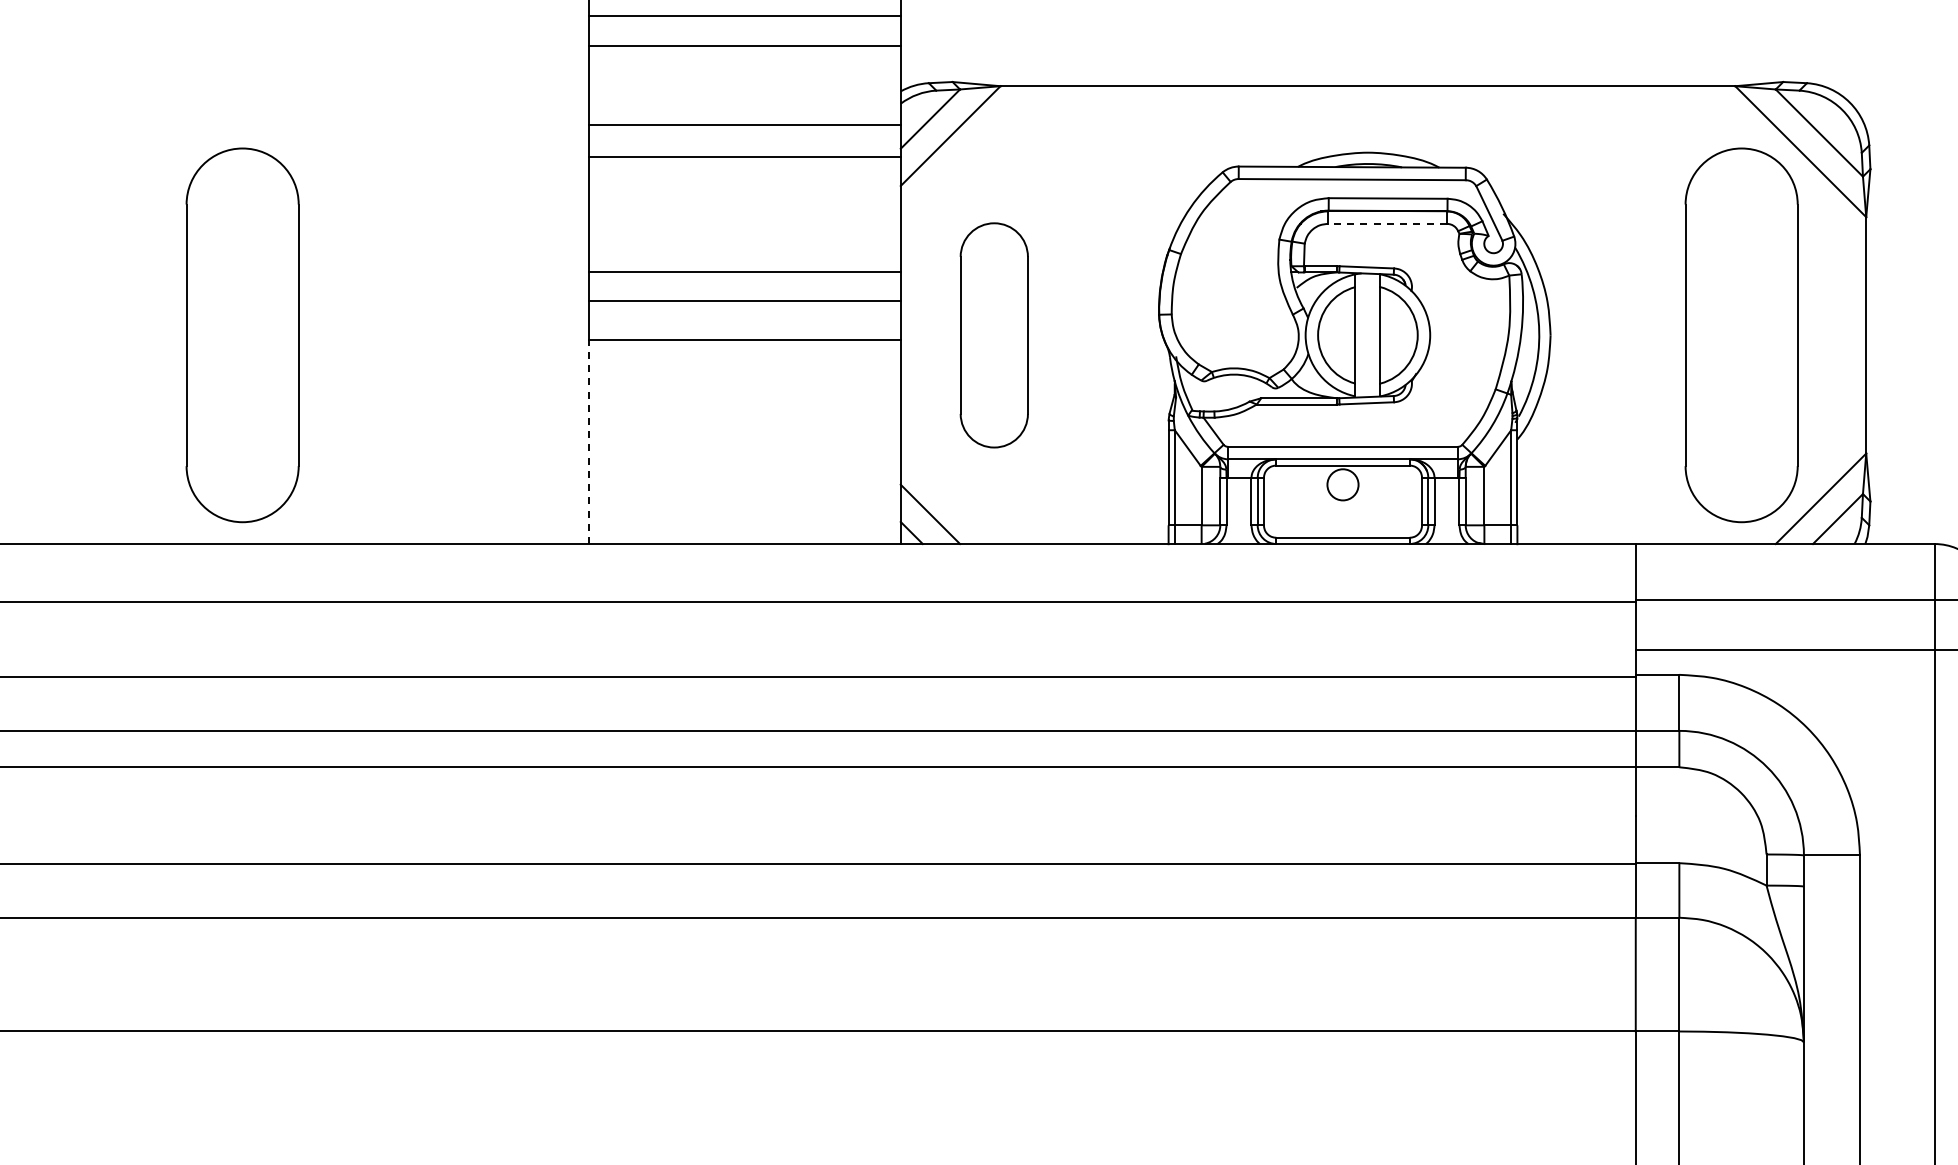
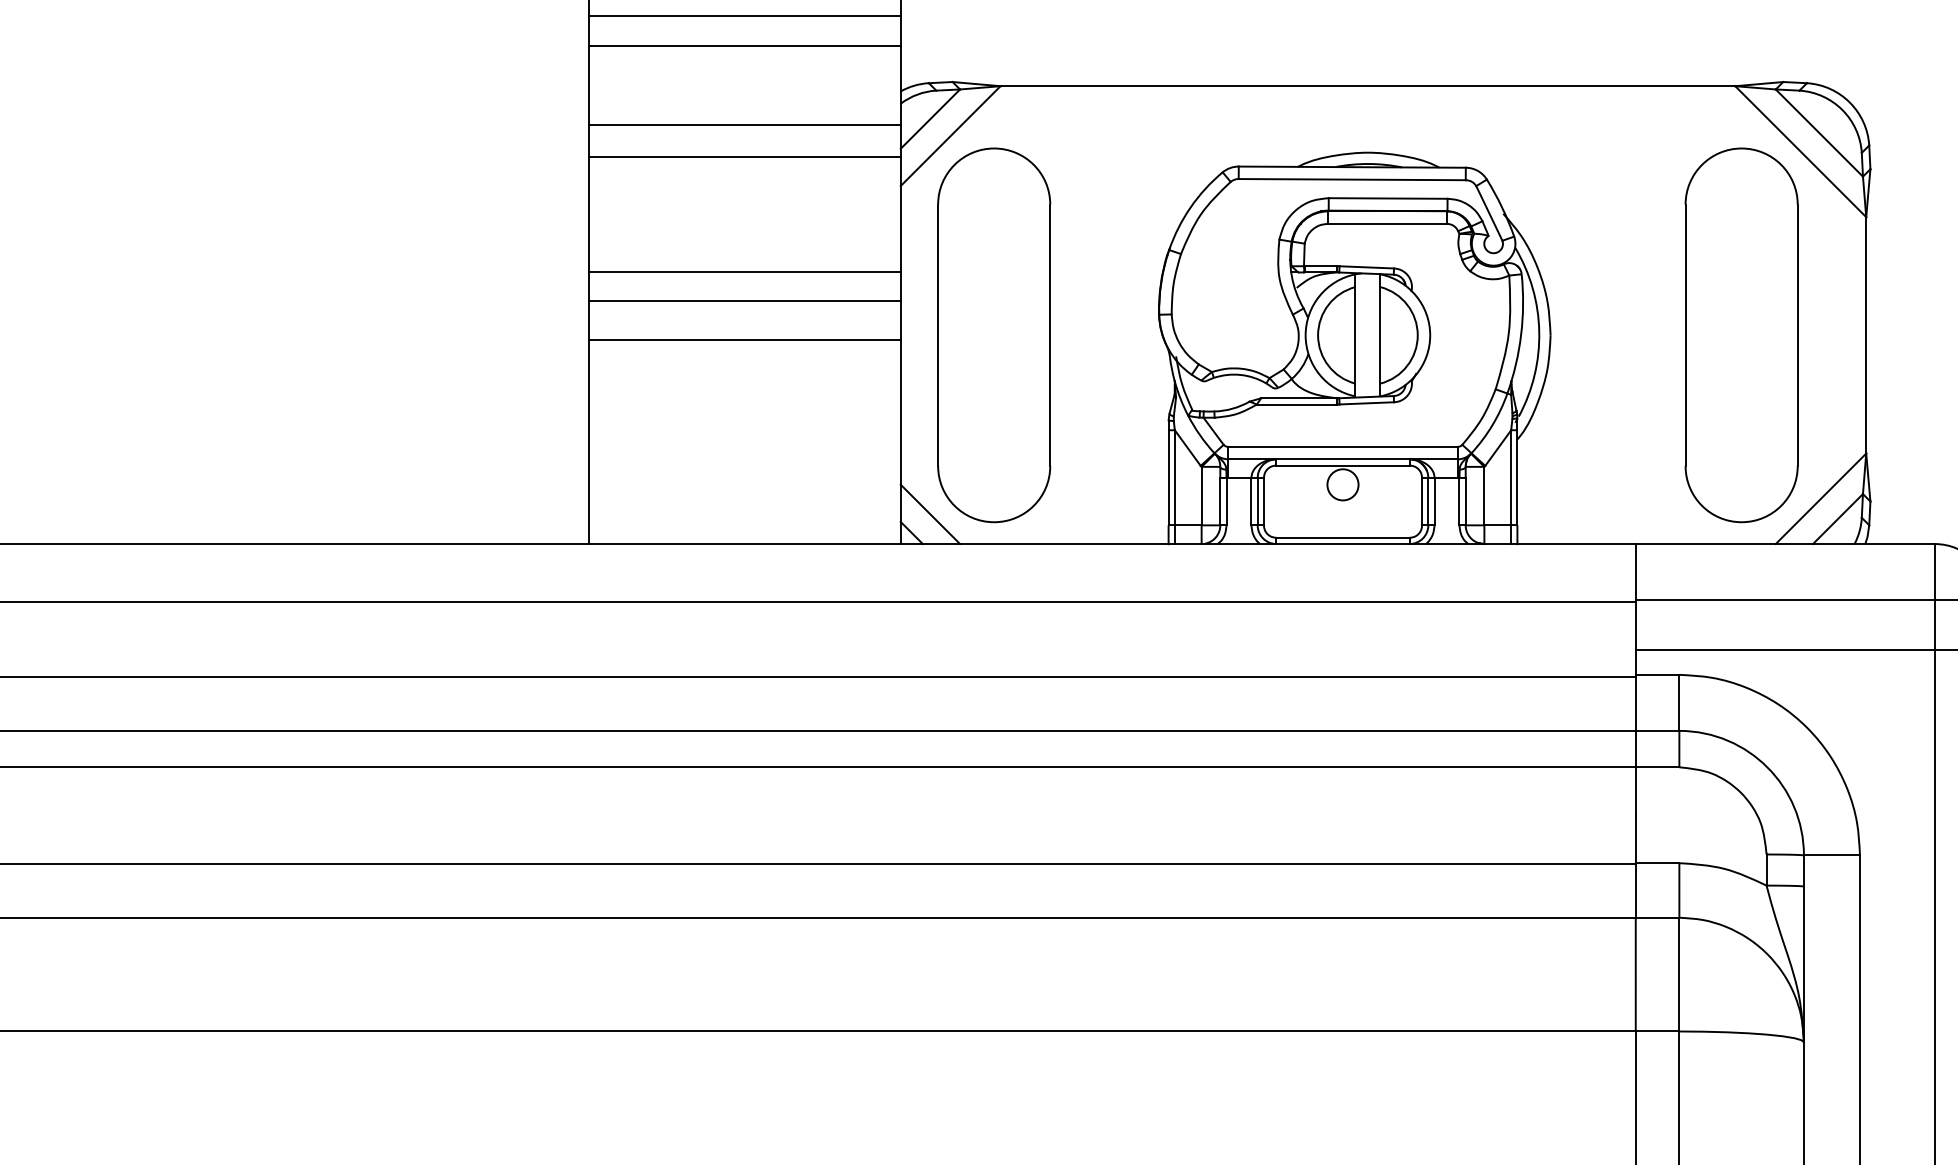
line: dashed -> solid (1386, 223)
part: present -> none (242, 335)
part size: 70x227 px -> 115x377 px (994, 335)
line: dashed -> solid (589, 442)
